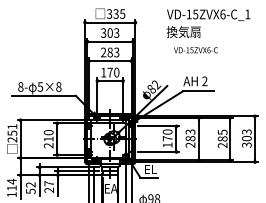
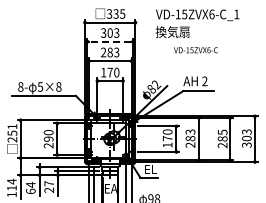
text position: (208, 23) -> (197, 23) (197, 23)
line: solid -> dashed (110, 41)
text: 210 -> 290 (48, 138)
text: 52 -> 64 (30, 188)
